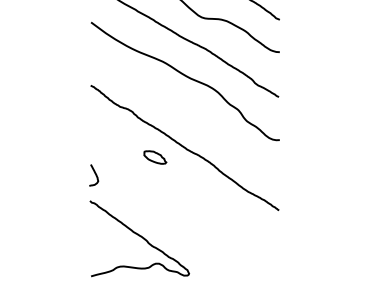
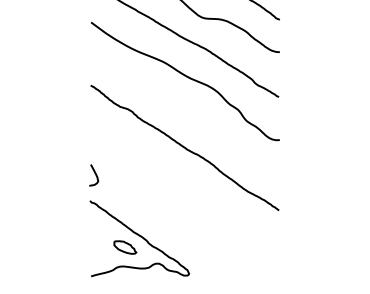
part position: (155, 157) -> (125, 247) (125, 247)
